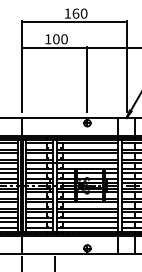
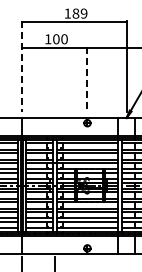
text: 160 -> 189 (79, 13)
line: solid -> dashed (22, 67)
line: solid -> dashed (87, 79)
